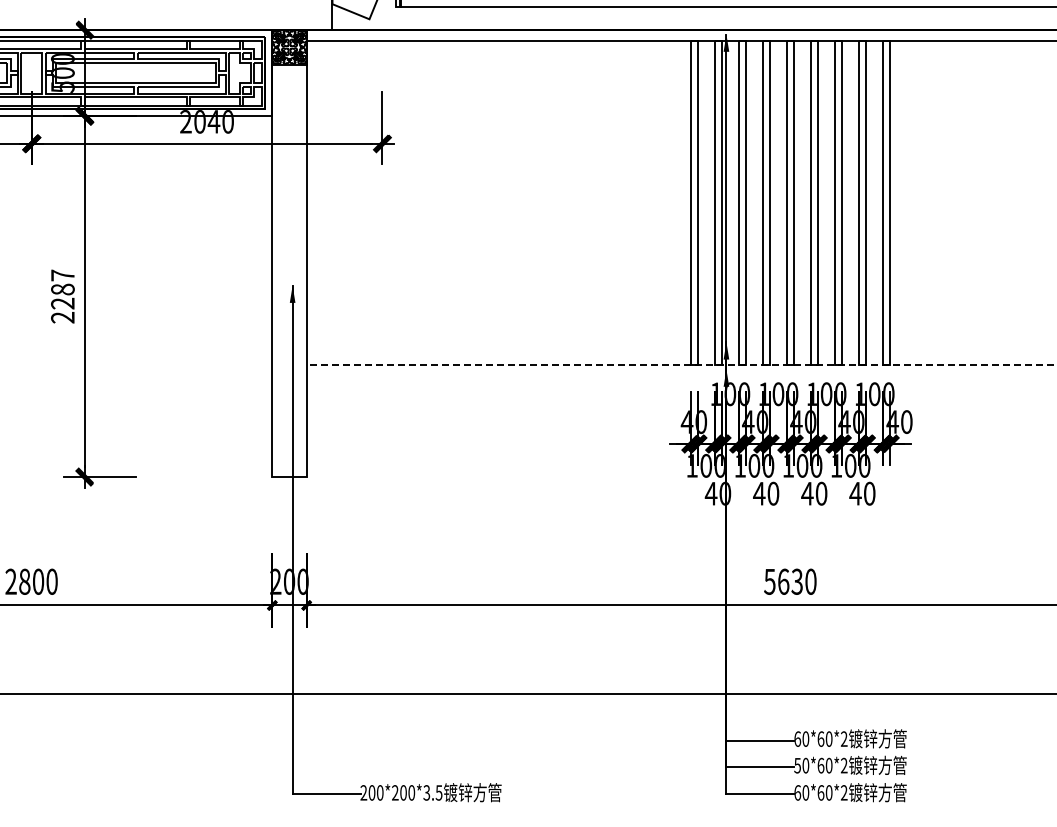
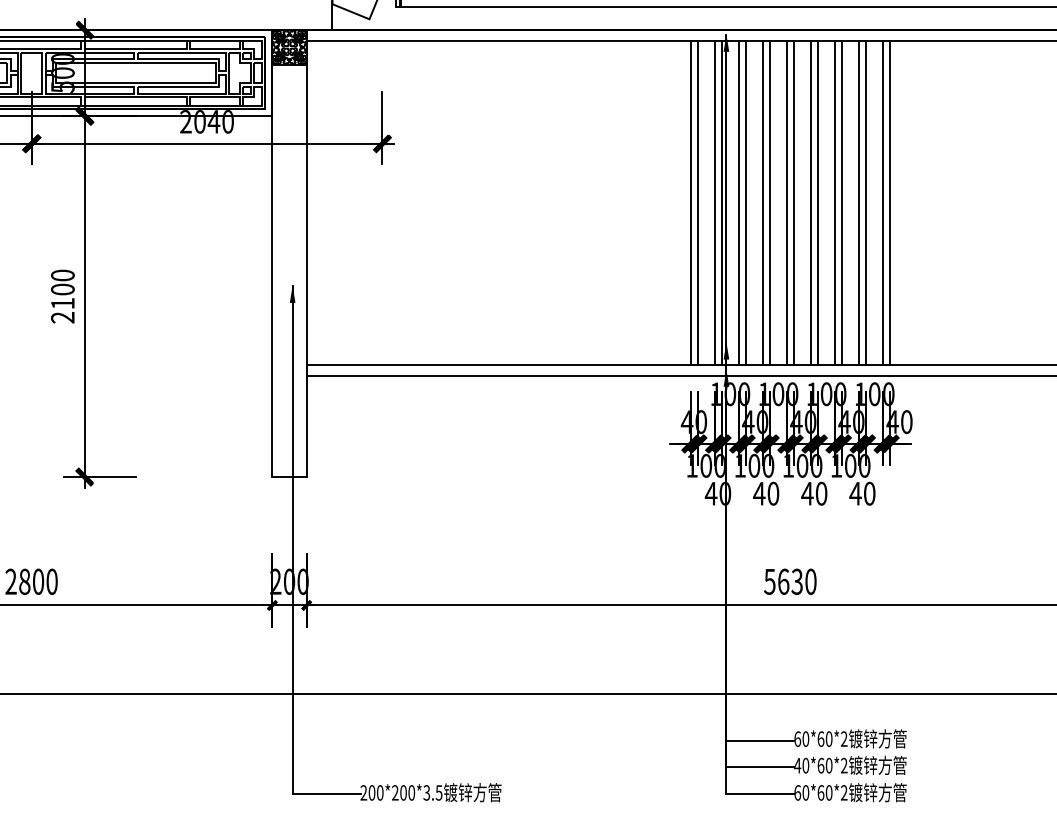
text: 2287 -> 2100 (62, 289)
line: dashed -> solid (681, 365)
line: none -> present (679, 375)
text: 50*60*2 -> 40*60*2 (797, 765)
